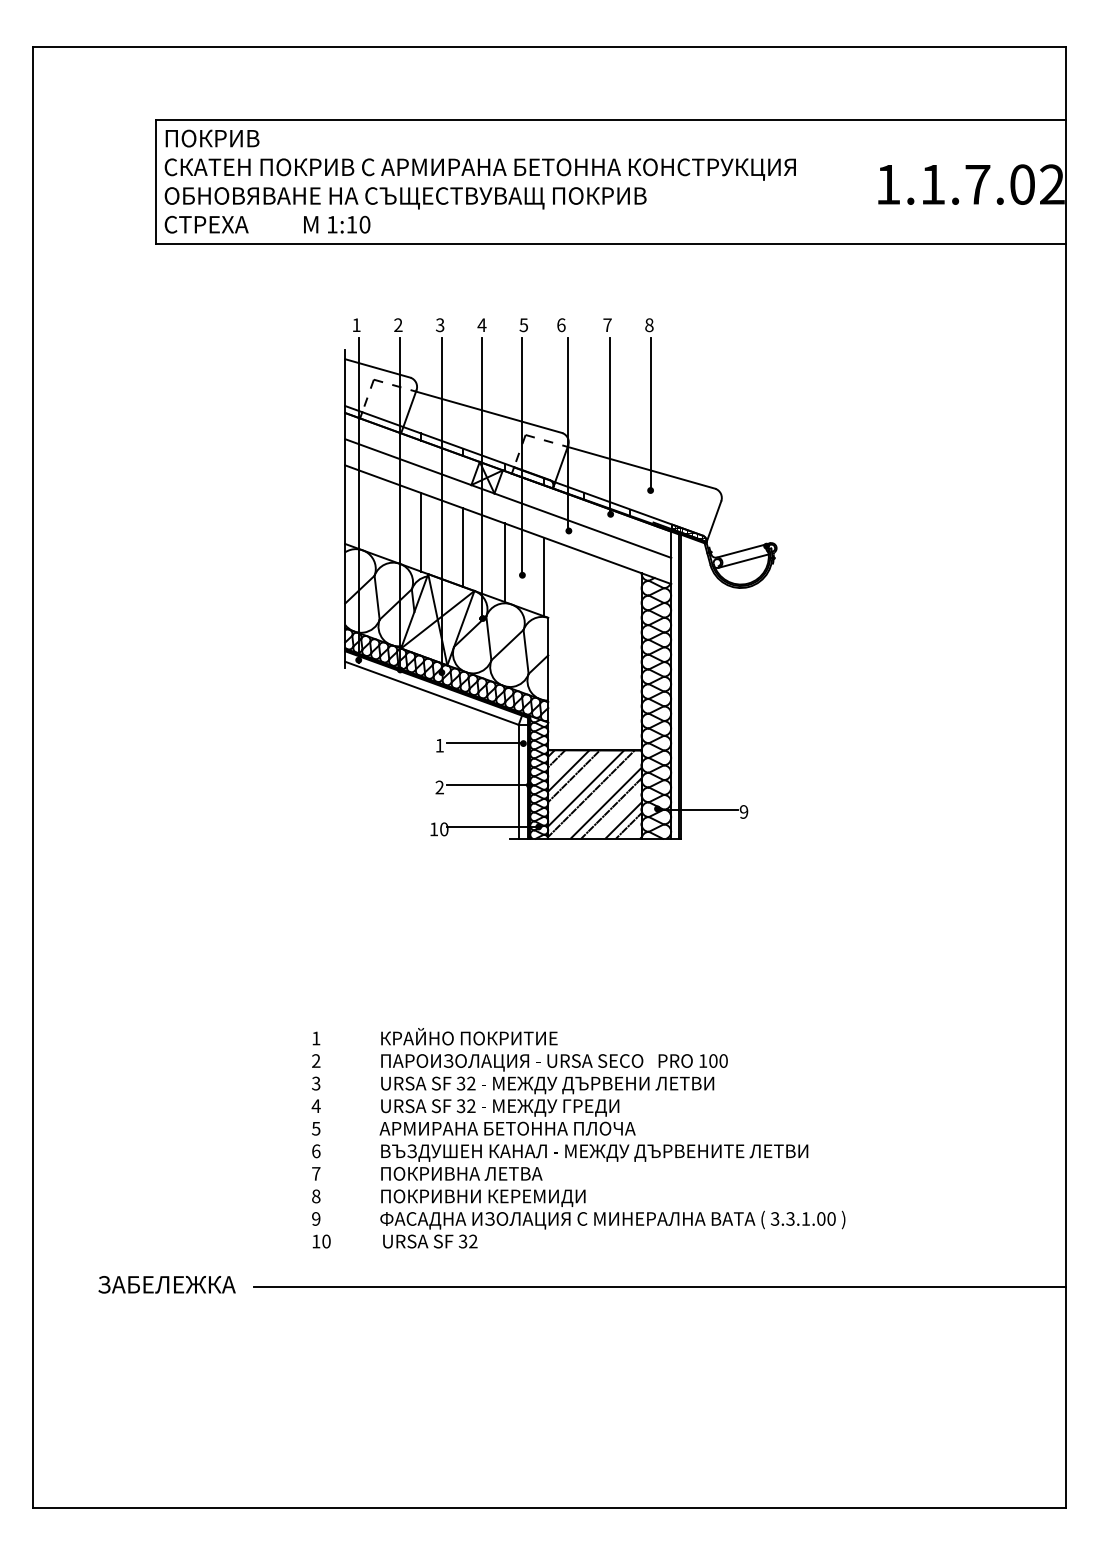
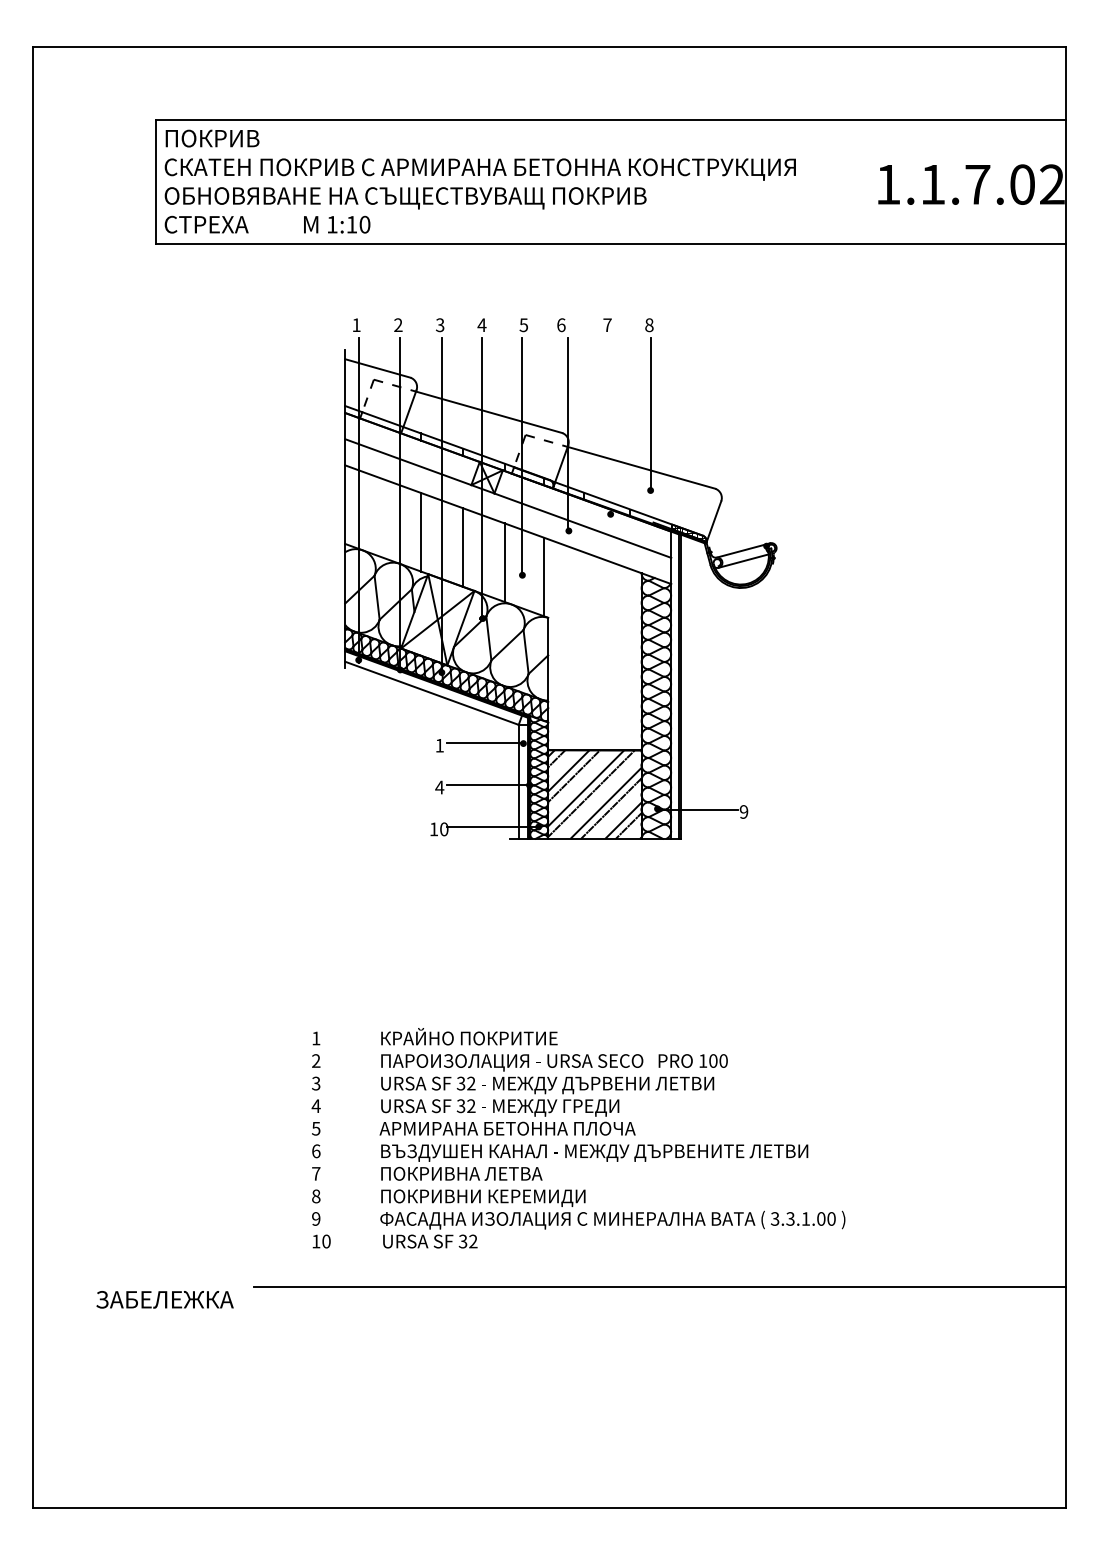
line: present -> none (609, 425)
text: 2 -> 4 (439, 787)
text position: (166, 1284) -> (164, 1299) (164, 1299)
